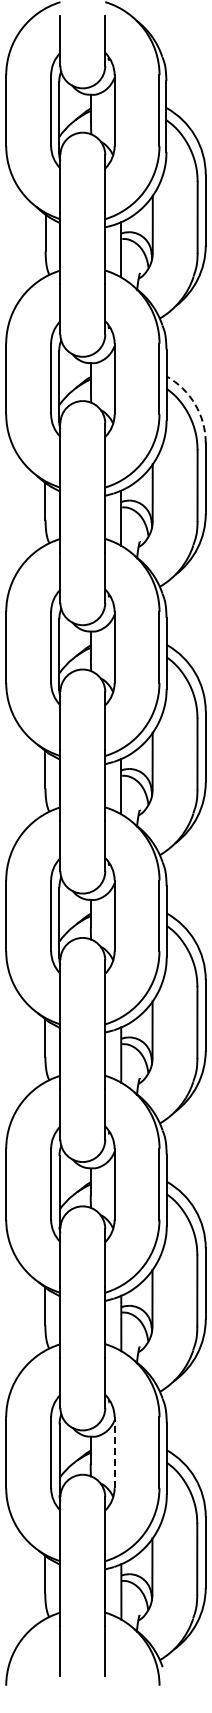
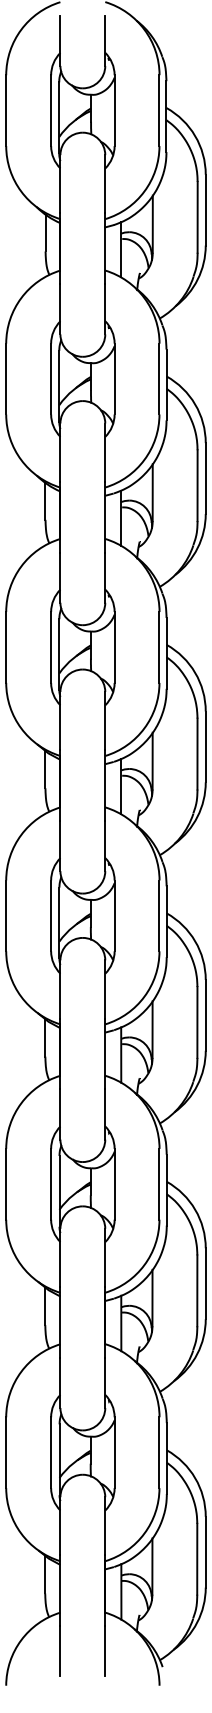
arc: dashed -> solid (195, 404)
line: dashed -> solid (114, 1452)
